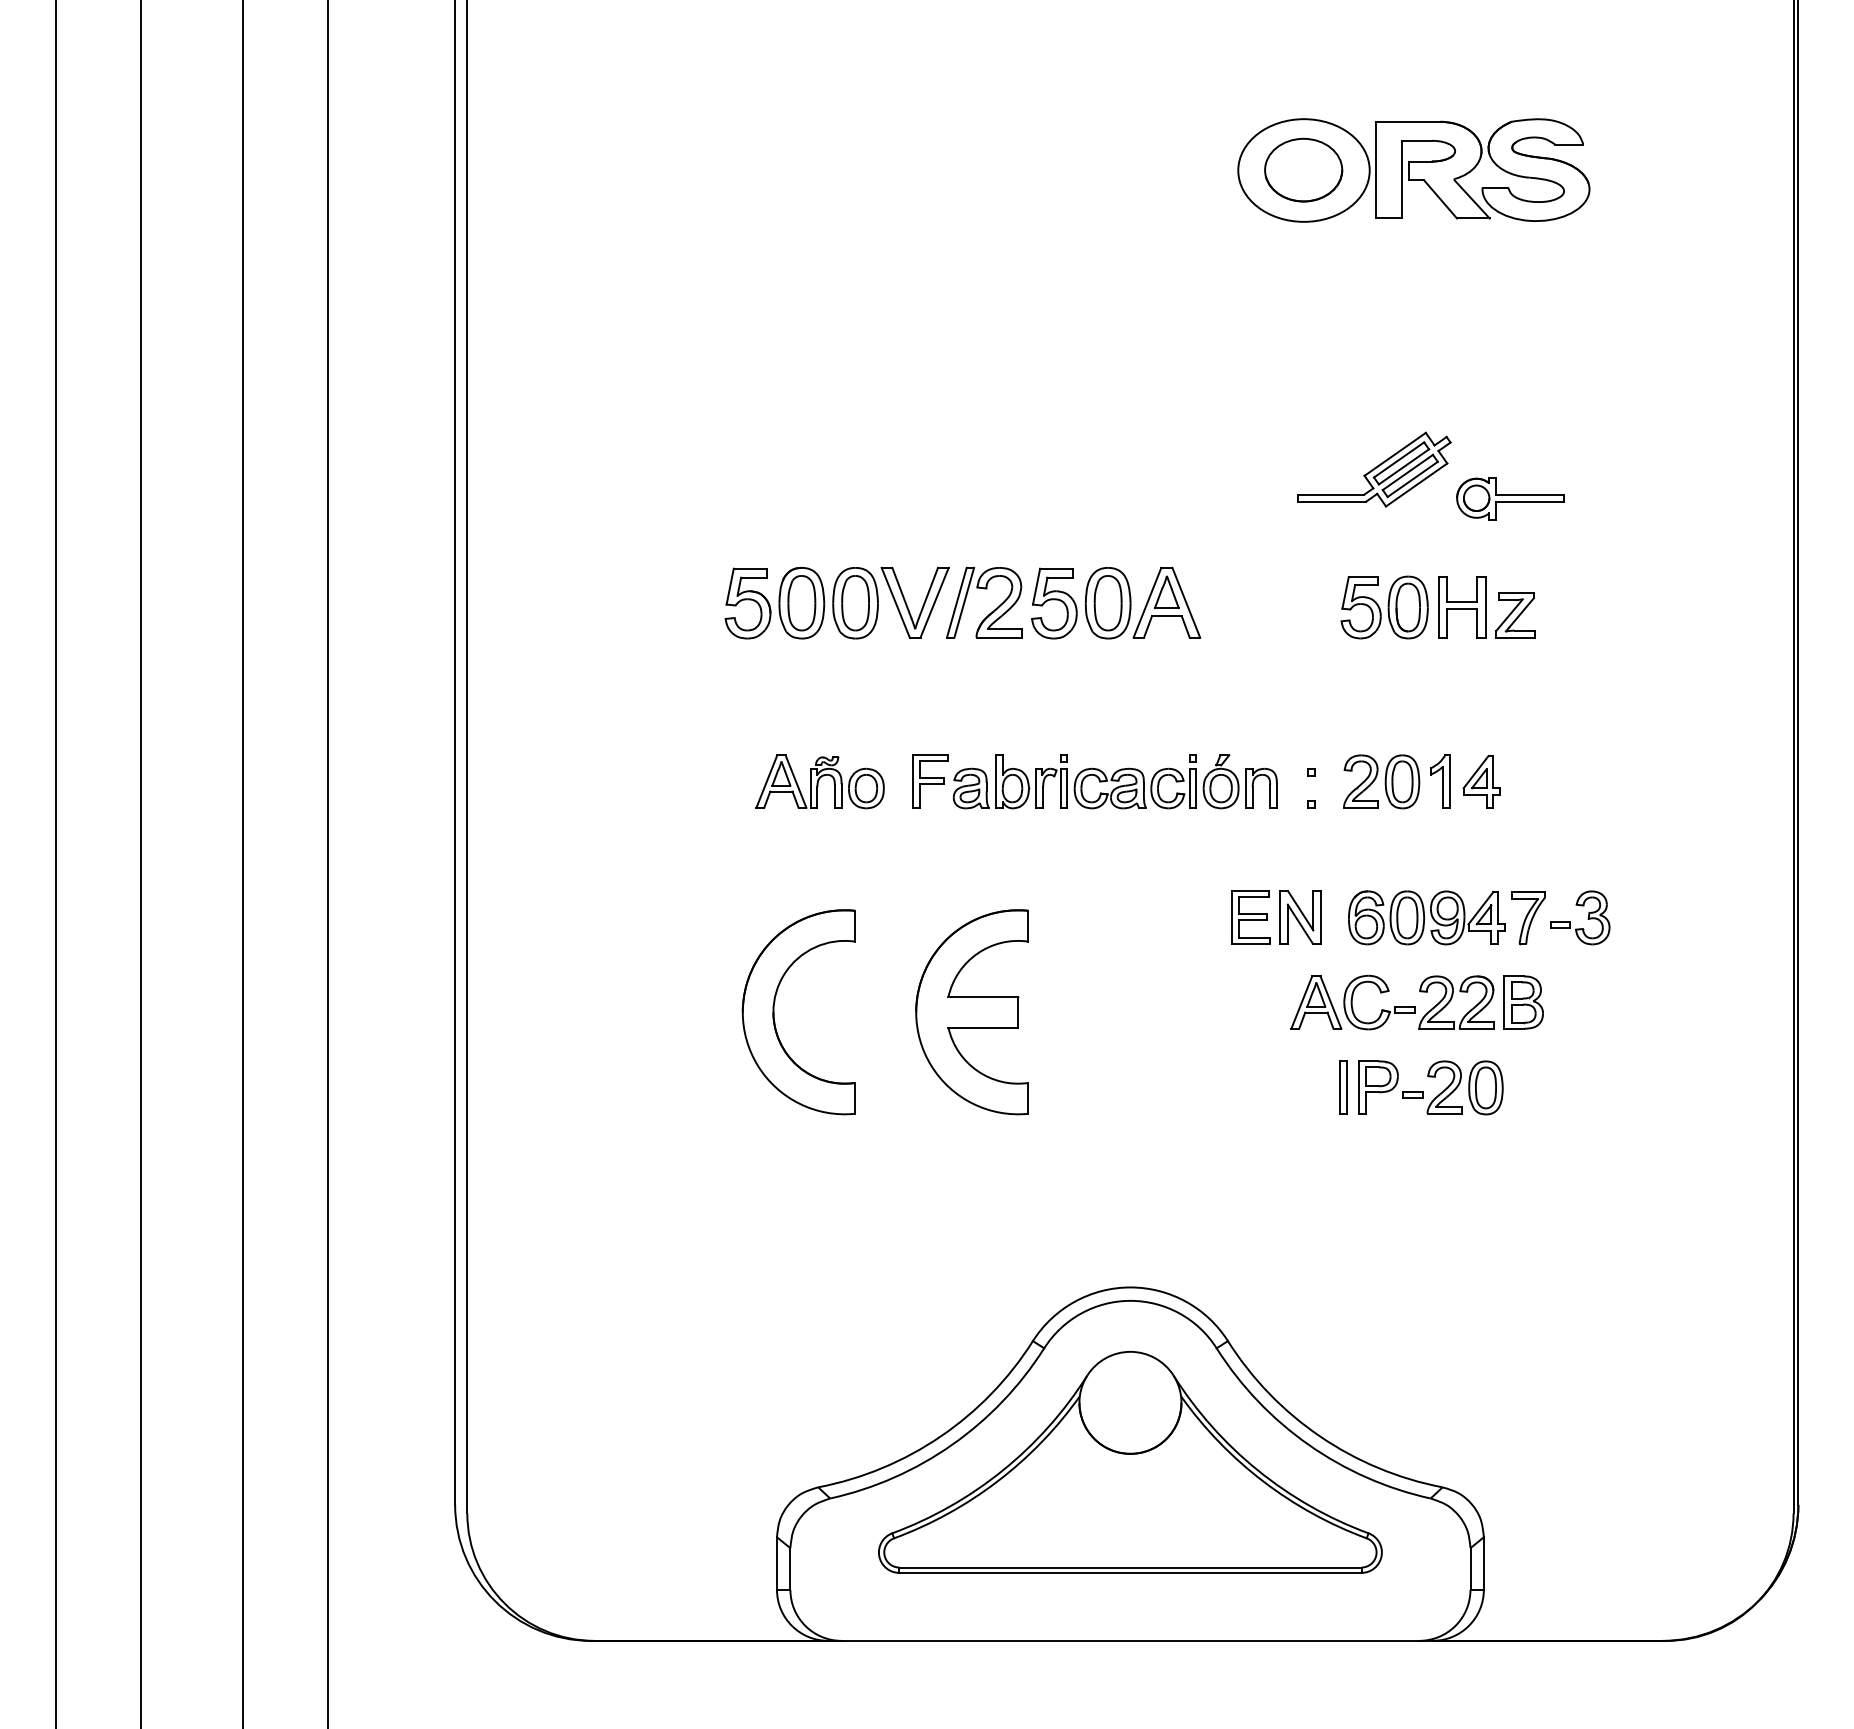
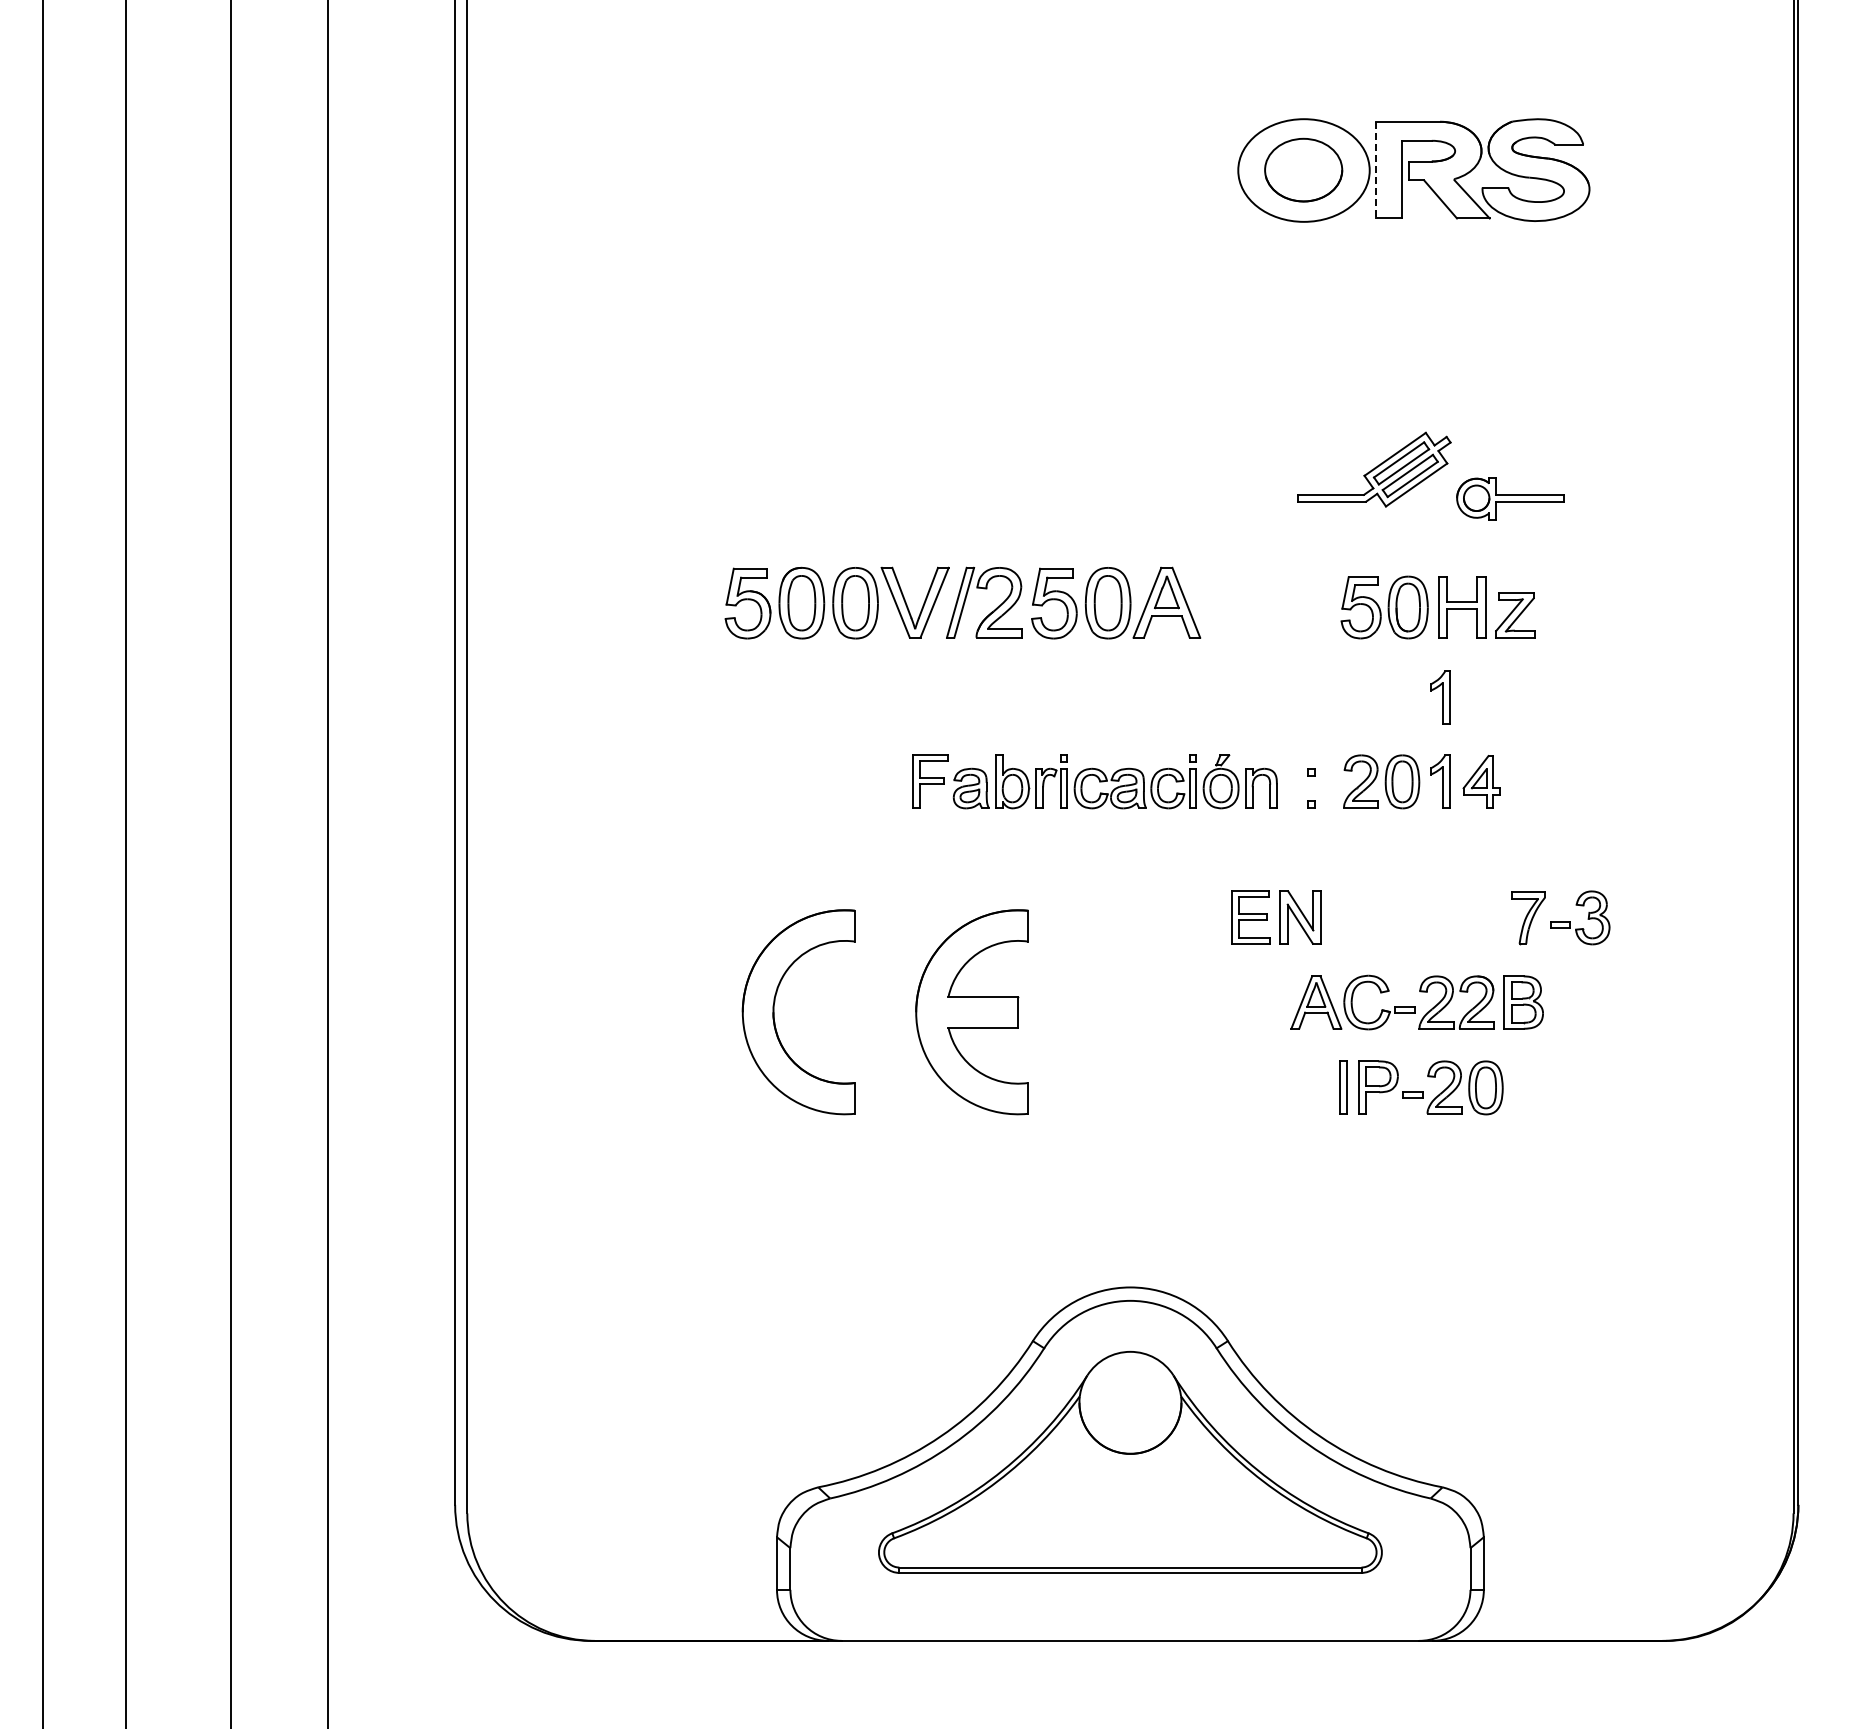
line: solid -> dashed (1375, 170)
part: none -> present (1440, 697)
part: present -> none (819, 781)
line position: (55, 863) -> (42, 863) (42, 863)
line position: (140, 863) -> (125, 863) (125, 863)
line position: (242, 863) -> (230, 863) (230, 863)
part: present -> none (1426, 917)
